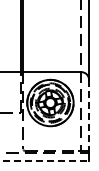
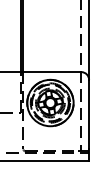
line: dashed -> solid (89, 114)
line: dashed -> solid (45, 161)
